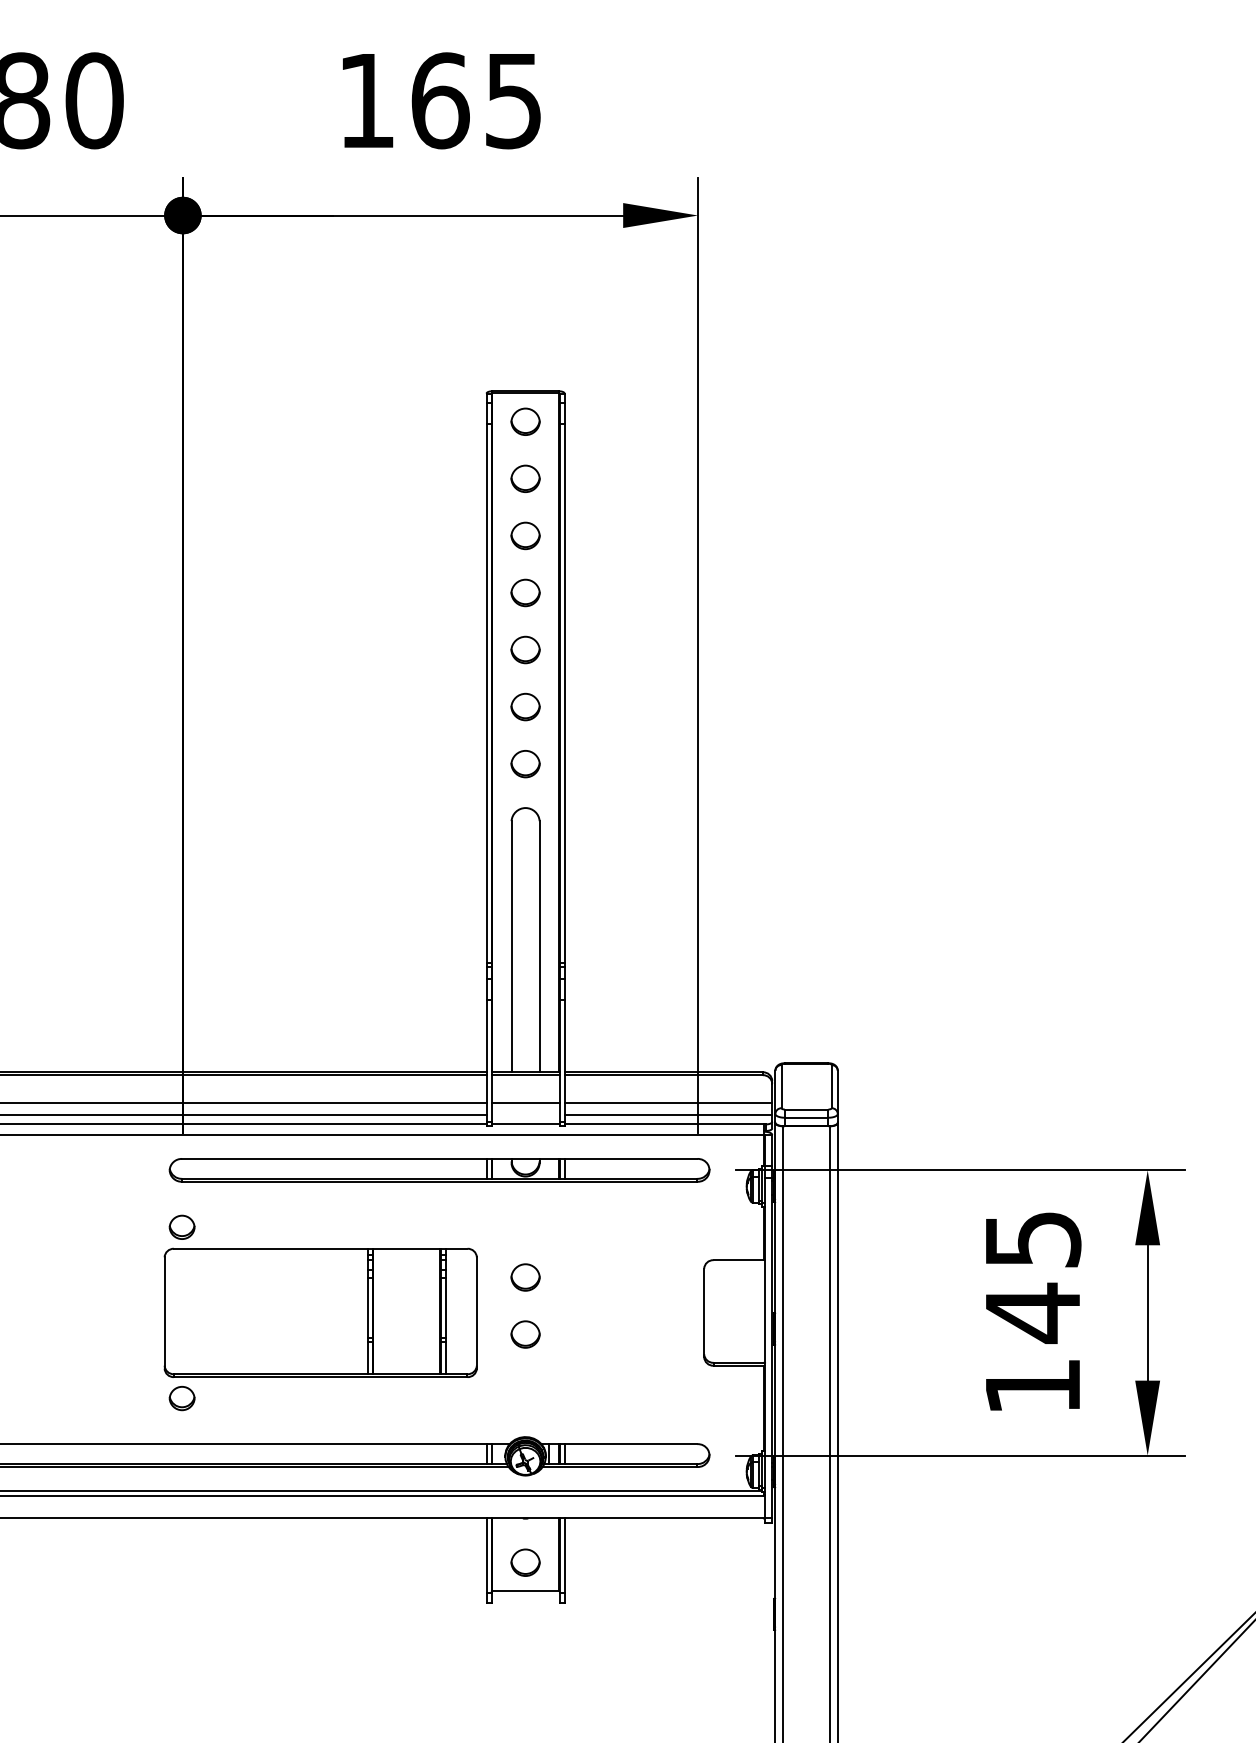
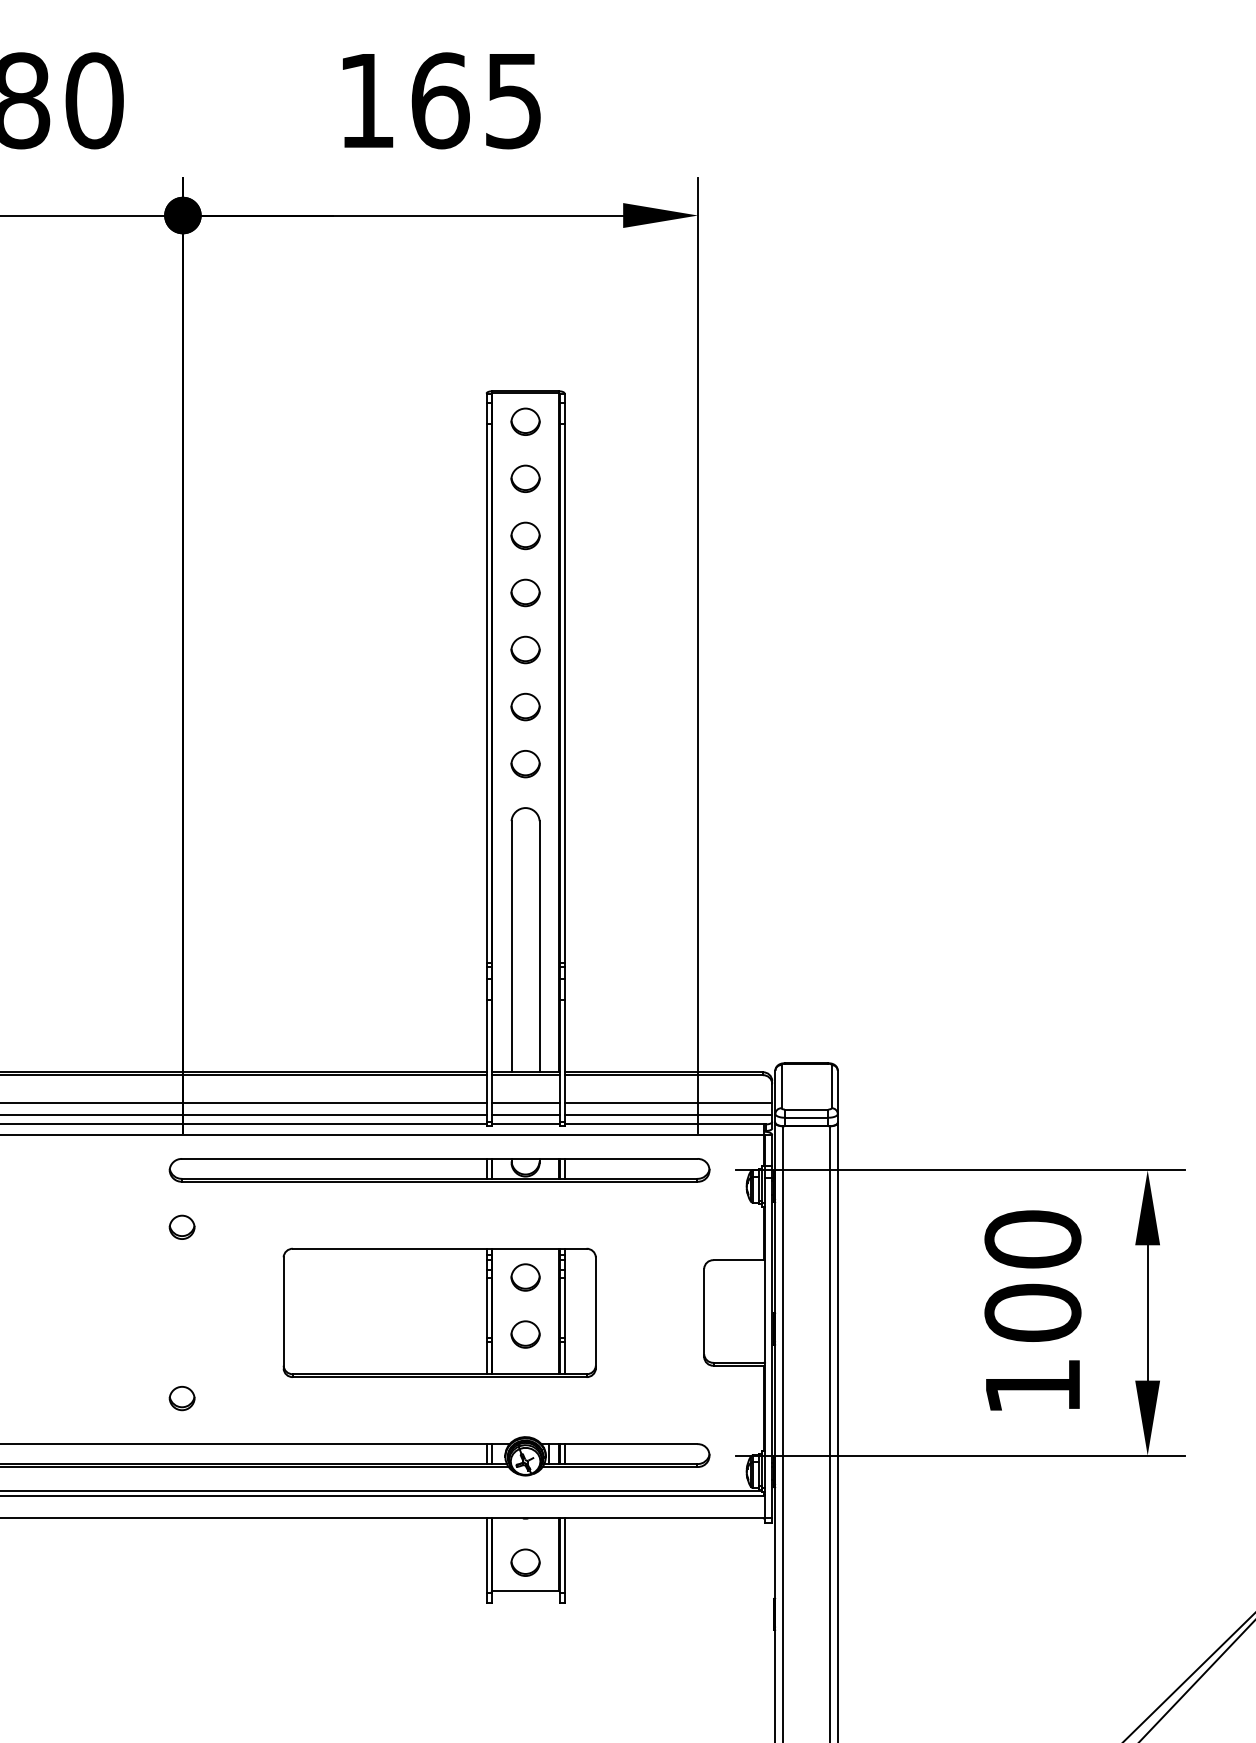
line: none -> present (525, 1115)
text: 145 -> 100 (1032, 1276)
part position: (320, 1312) -> (439, 1312) (439, 1312)
